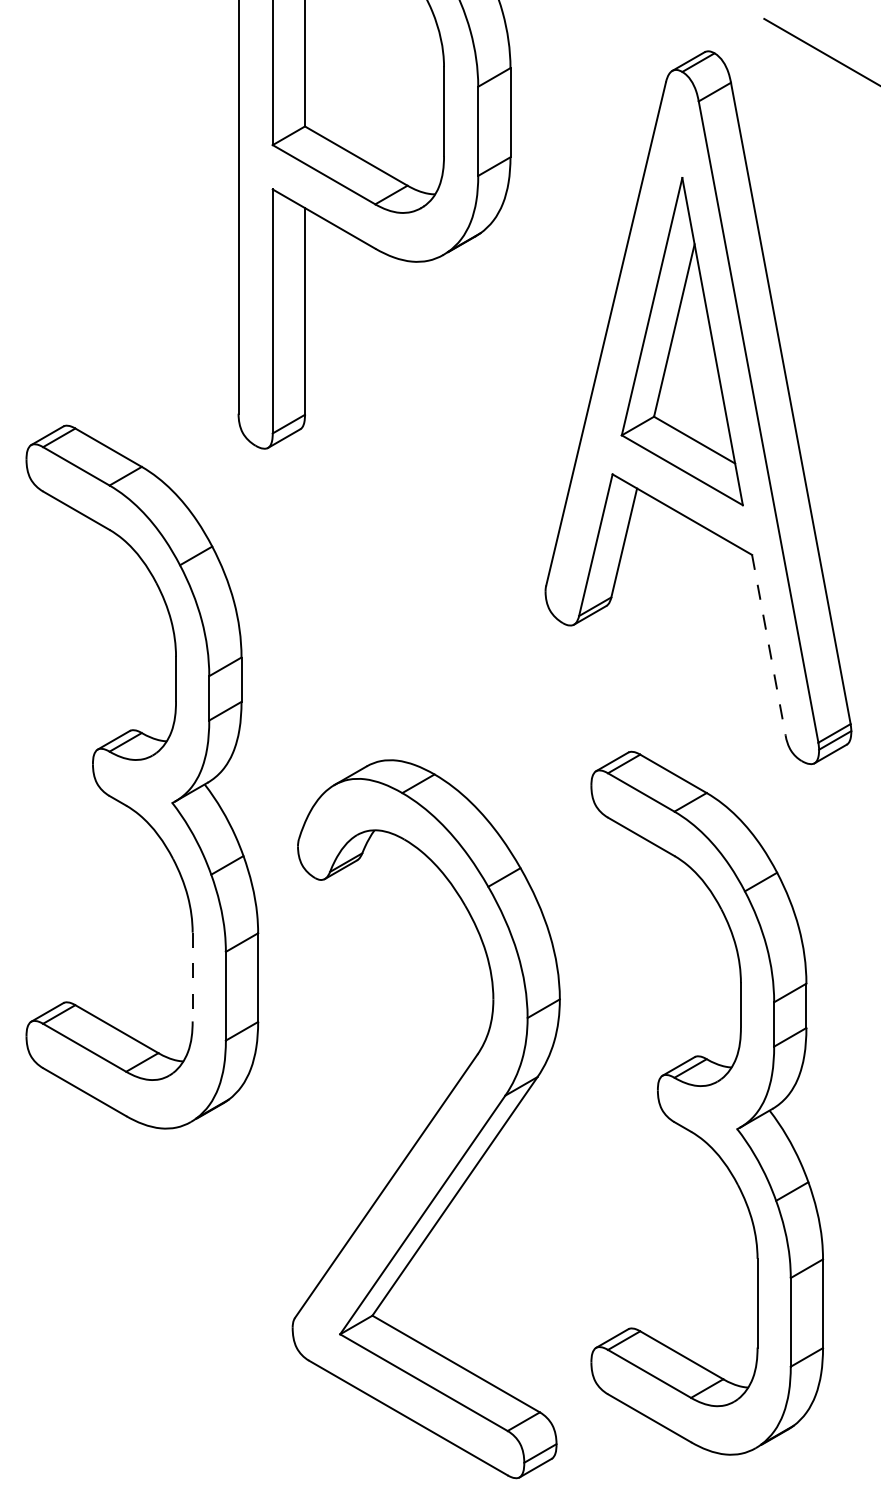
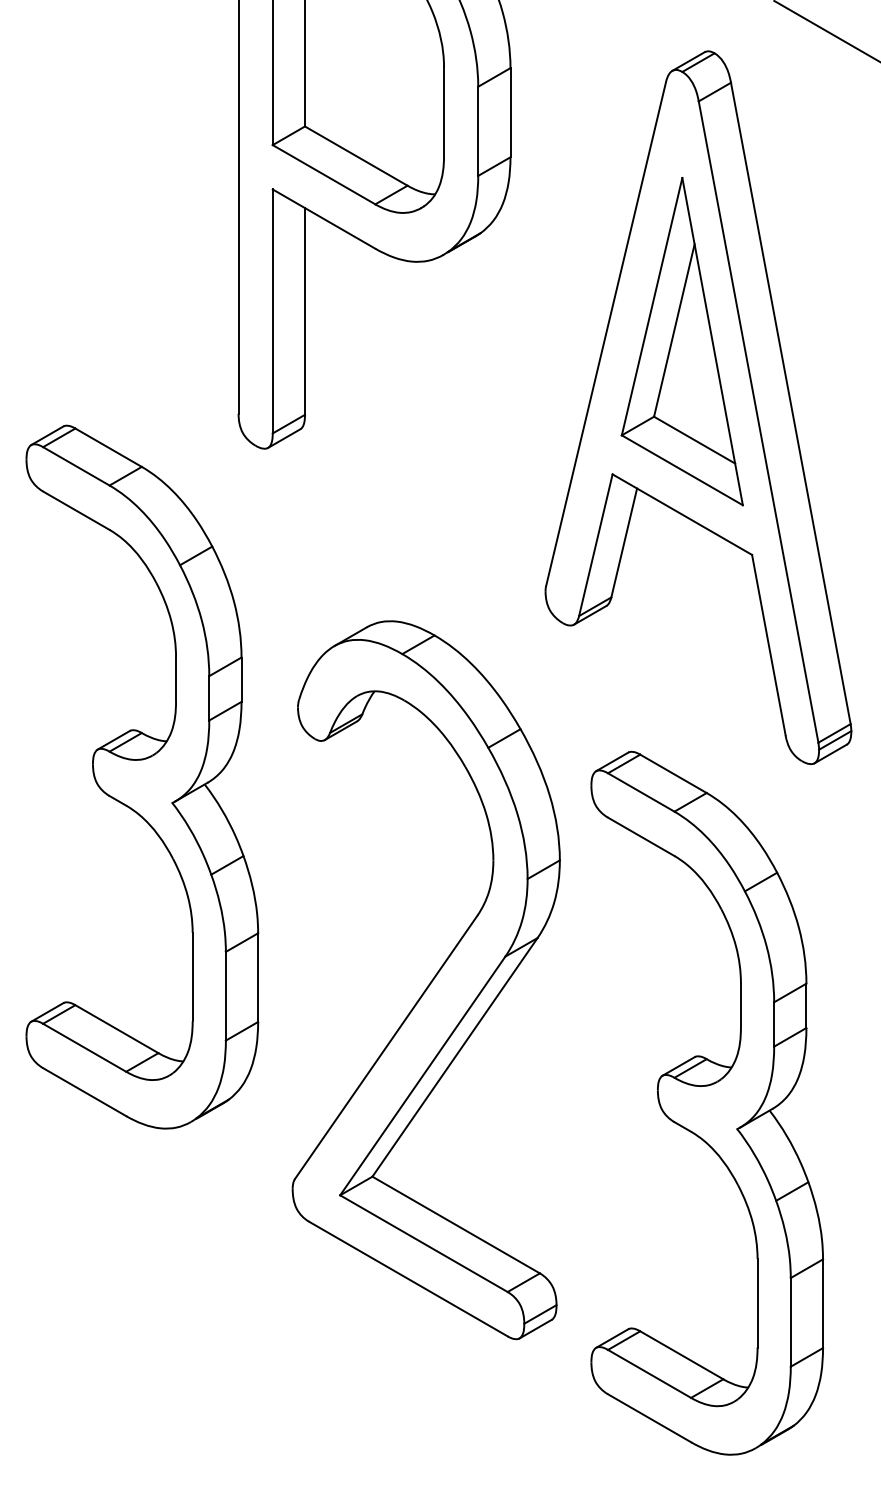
line position: (820, 51) -> (826, 31) (826, 31)
line: dashed -> solid (768, 645)
line: dashed -> solid (192, 977)
part position: (425, 1119) -> (425, 980) (425, 980)
